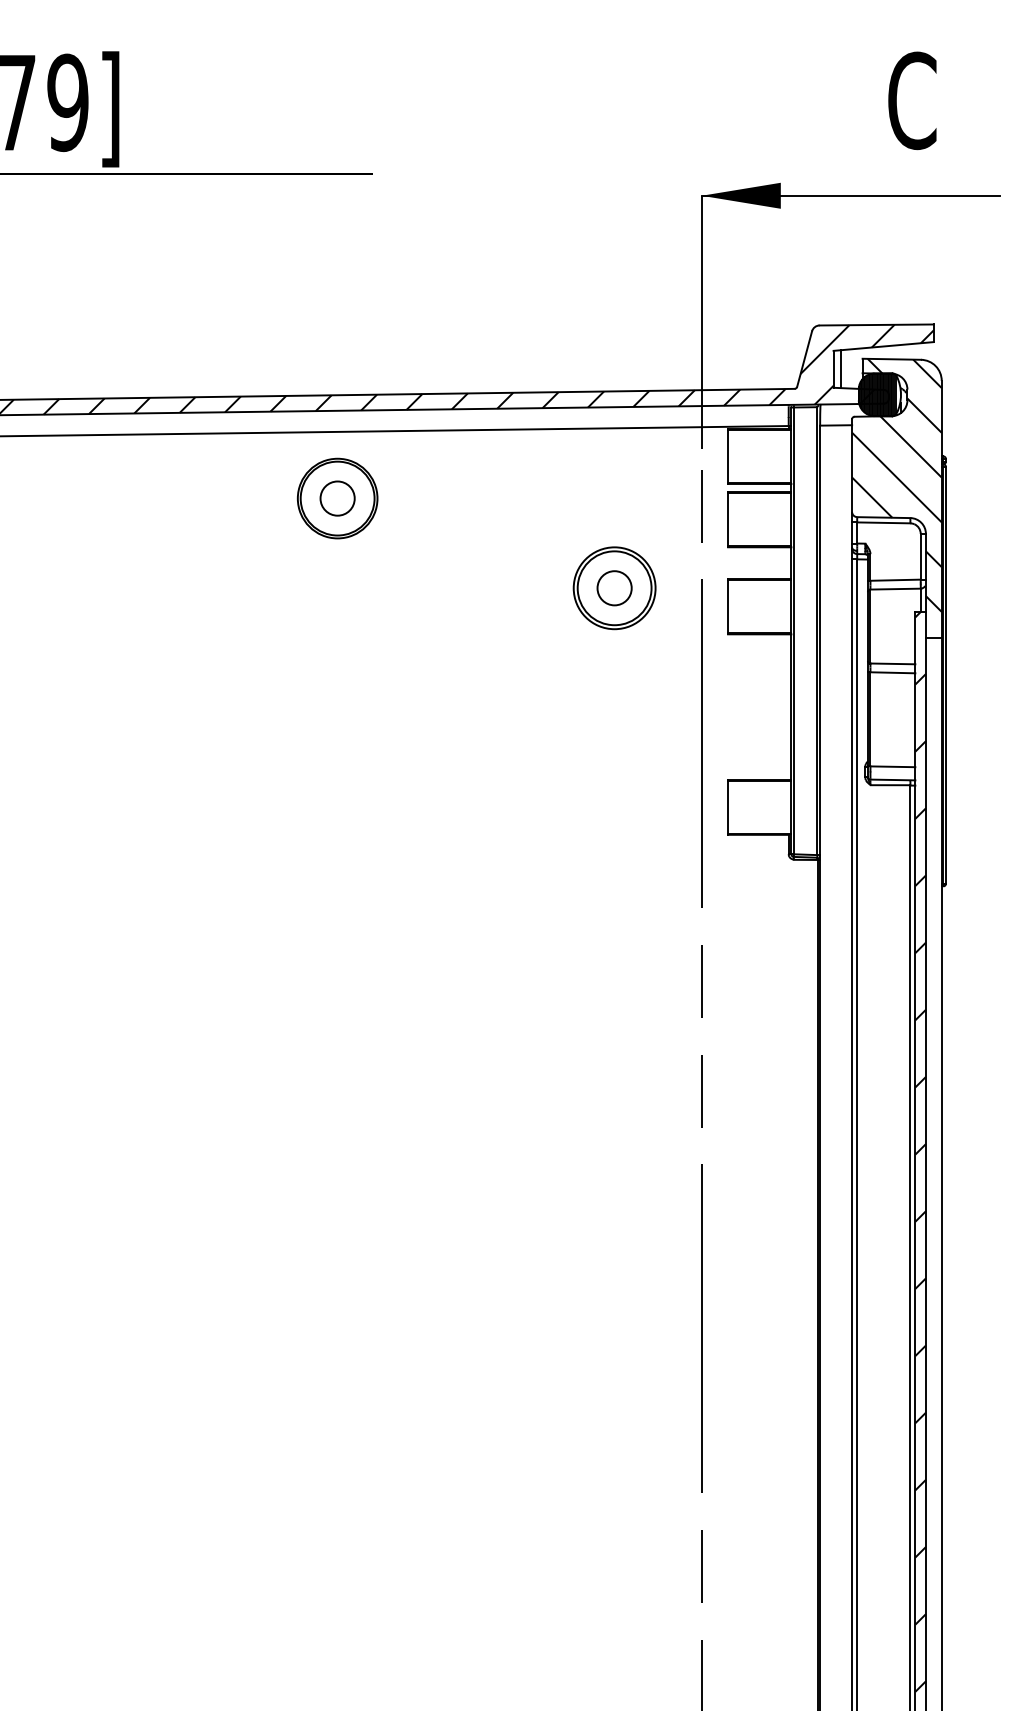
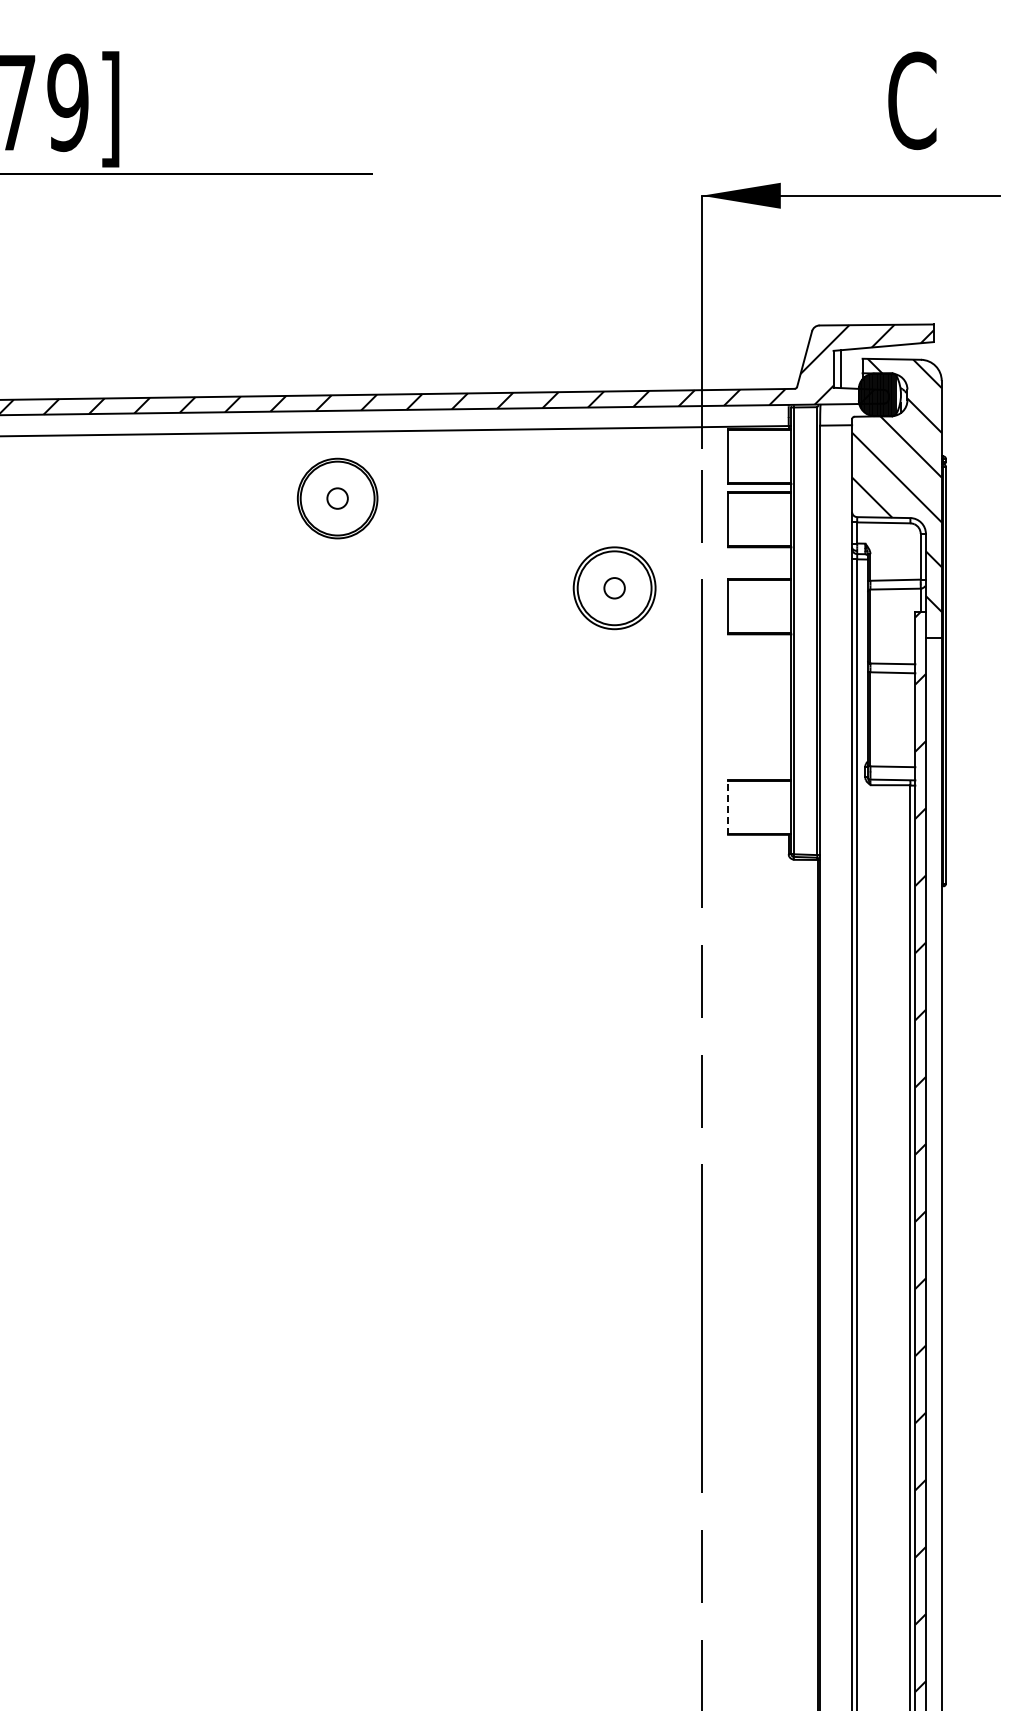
circle diameter: 34 px -> 21 px (337, 498)
circle diameter: 34 px -> 21 px (614, 588)
line: solid -> dashed (728, 807)
